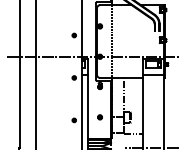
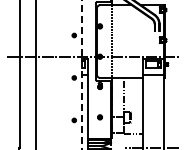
line: solid -> dashed (81, 74)
